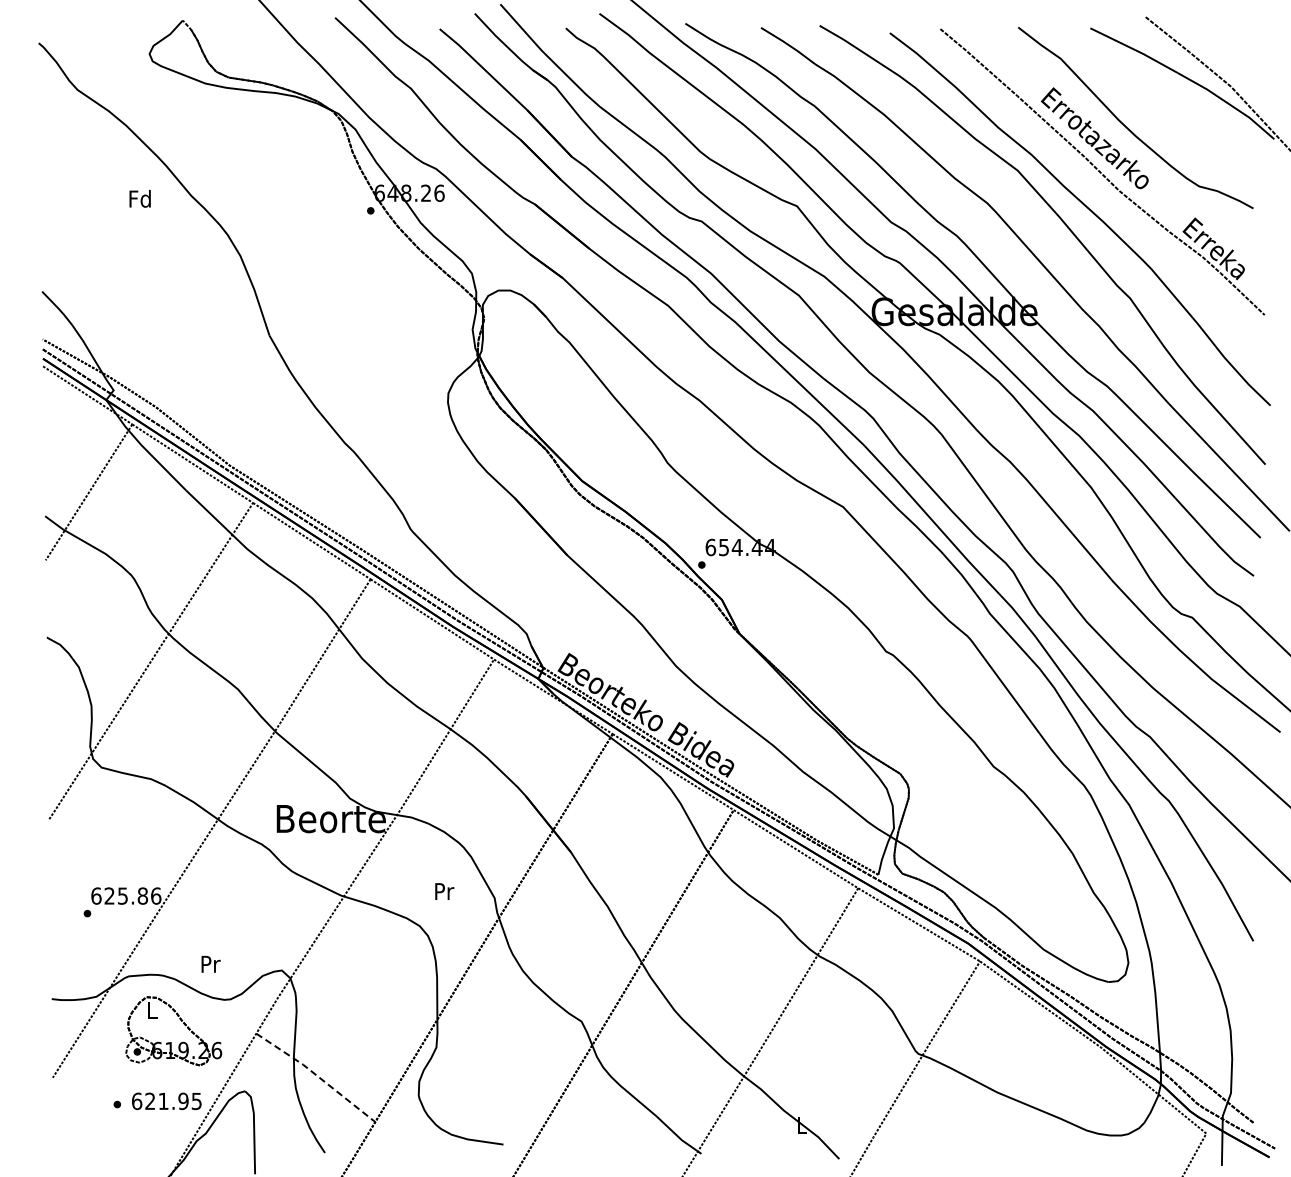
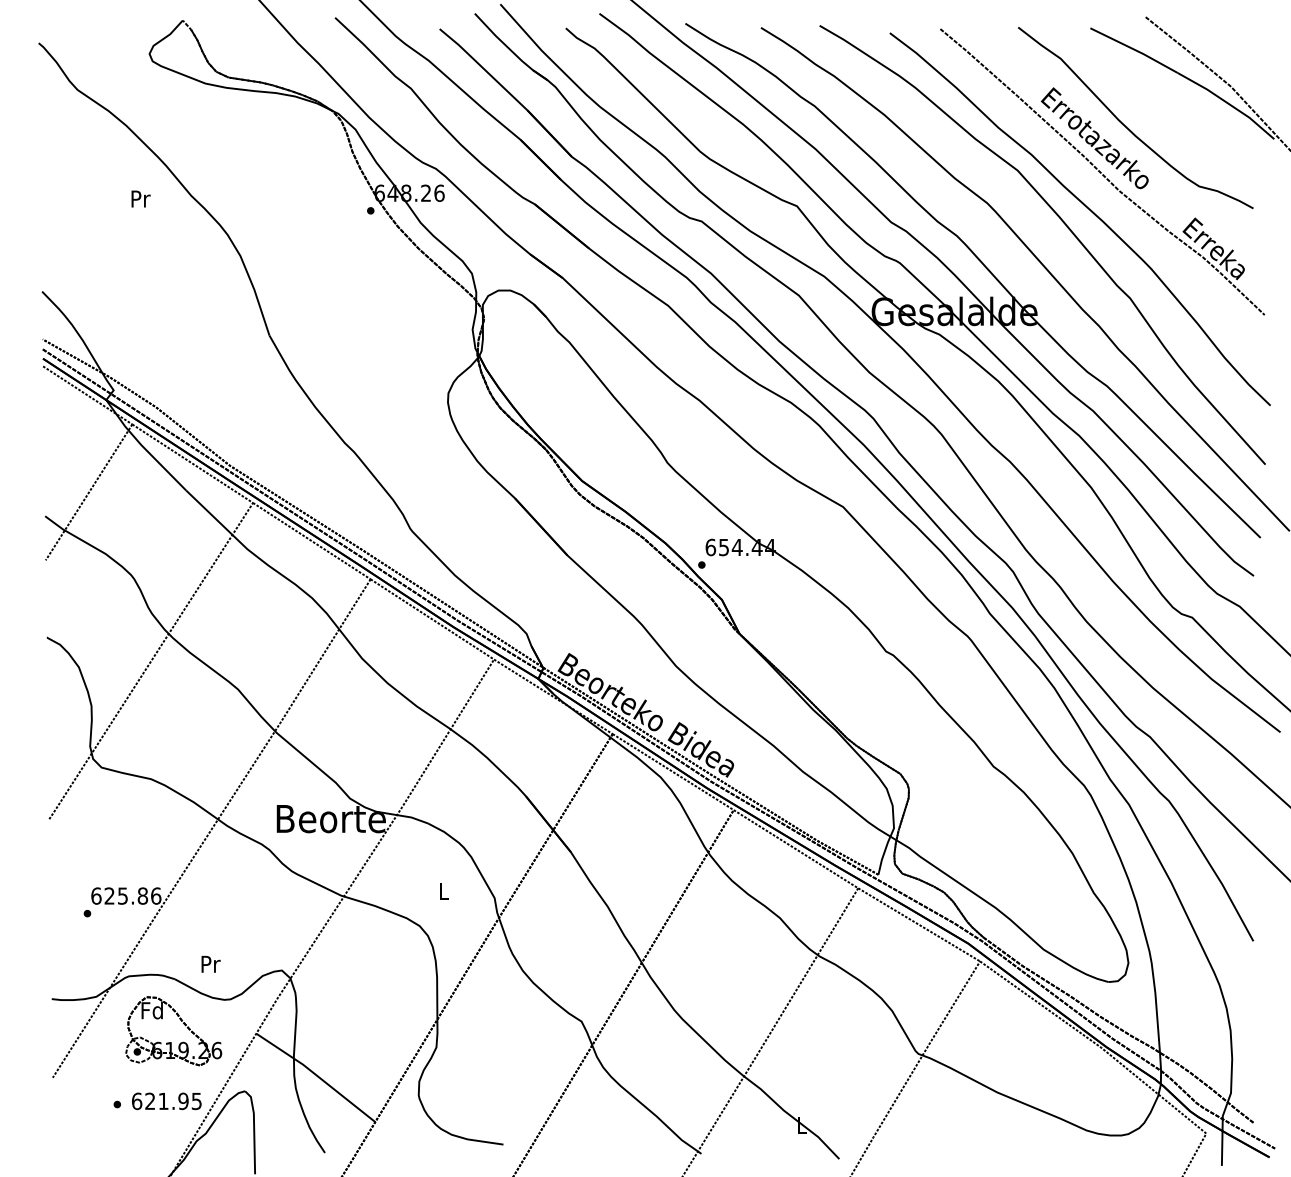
text: Fd -> Pr (139, 198)
text: Pr -> L (444, 891)
text: L -> Fd (151, 1010)
line: dashed -> solid (317, 1075)
